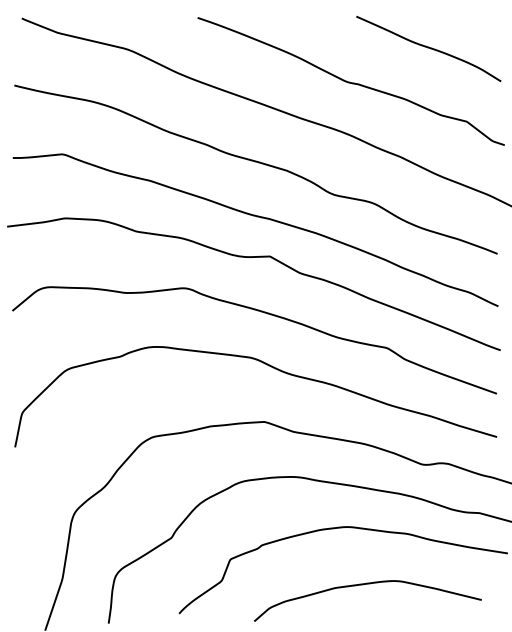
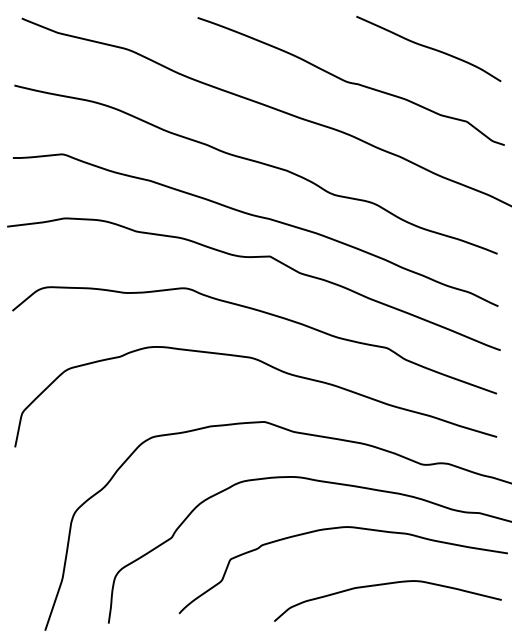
curve position: (363, 585) -> (383, 585) (383, 585)
